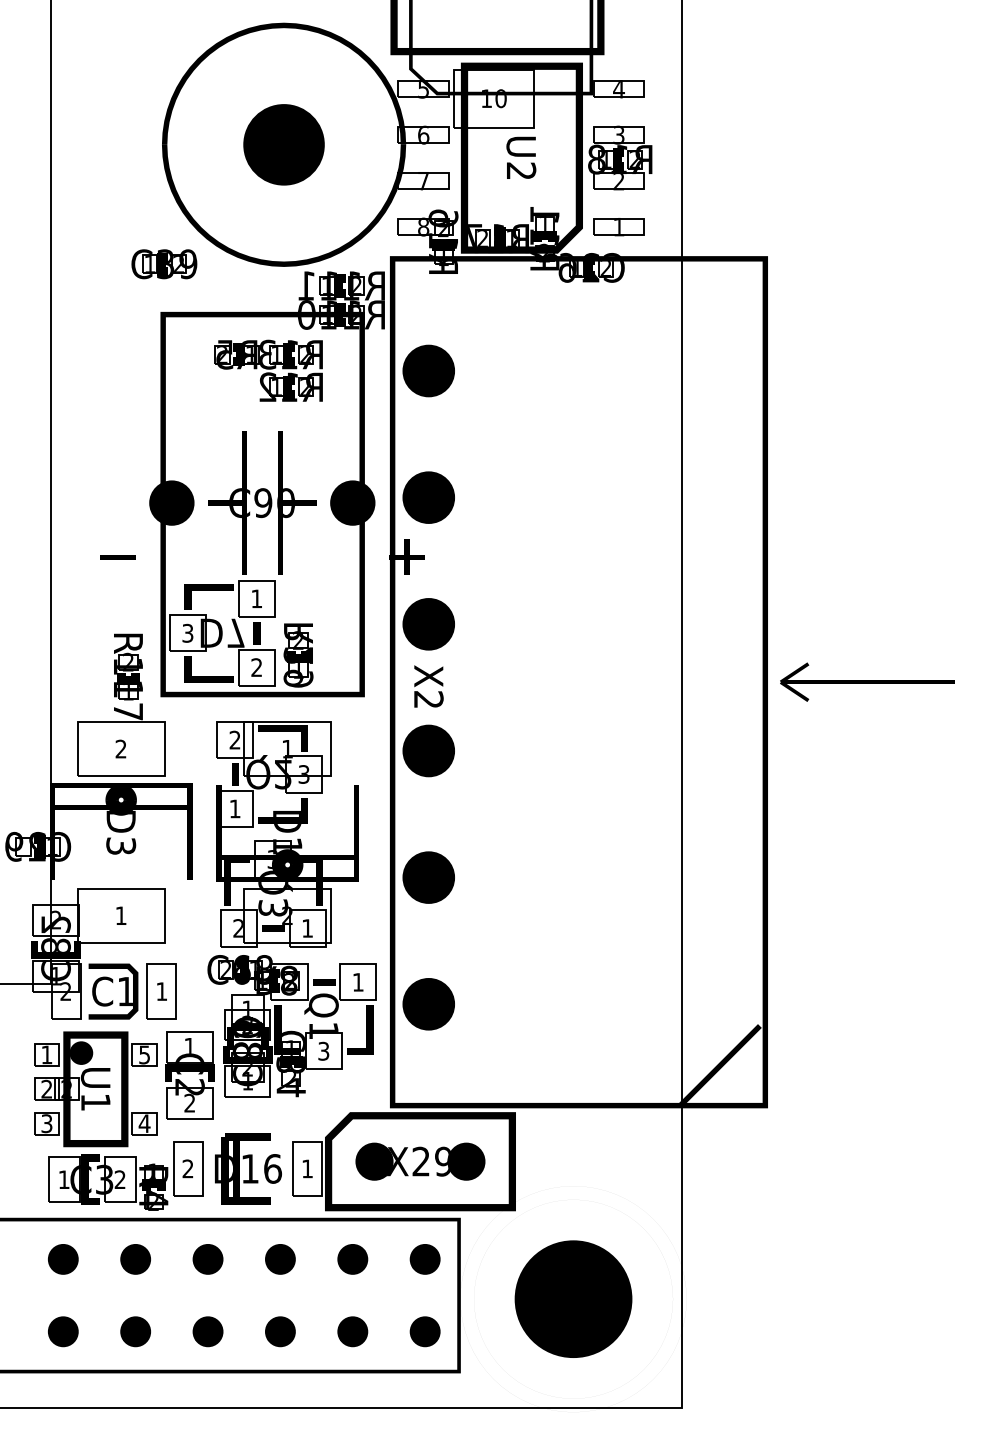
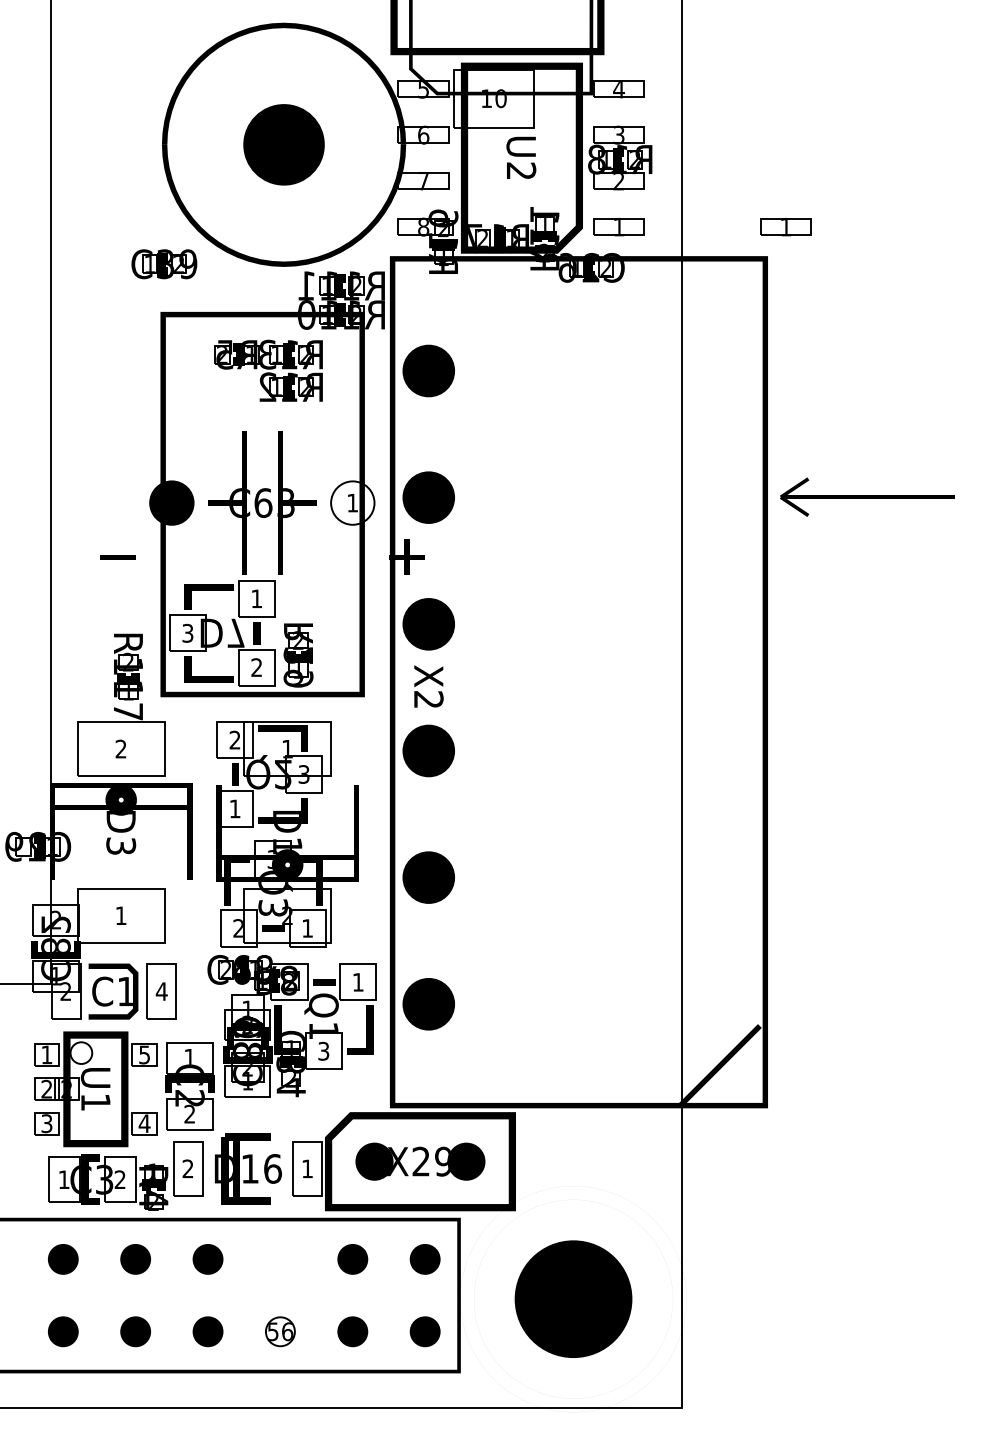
part: none -> present (785, 227)
fill: present -> none (352, 502)
text: C90 -> C63 (274, 503)
part position: (867, 681) -> (867, 496) (867, 496)
text: 1 -> 4 (161, 991)
fill: present -> none (81, 1053)
part position: (189, 1075) -> (189, 1086) (189, 1086)
part: present -> none (280, 1259)
fill: present -> none (279, 1331)
